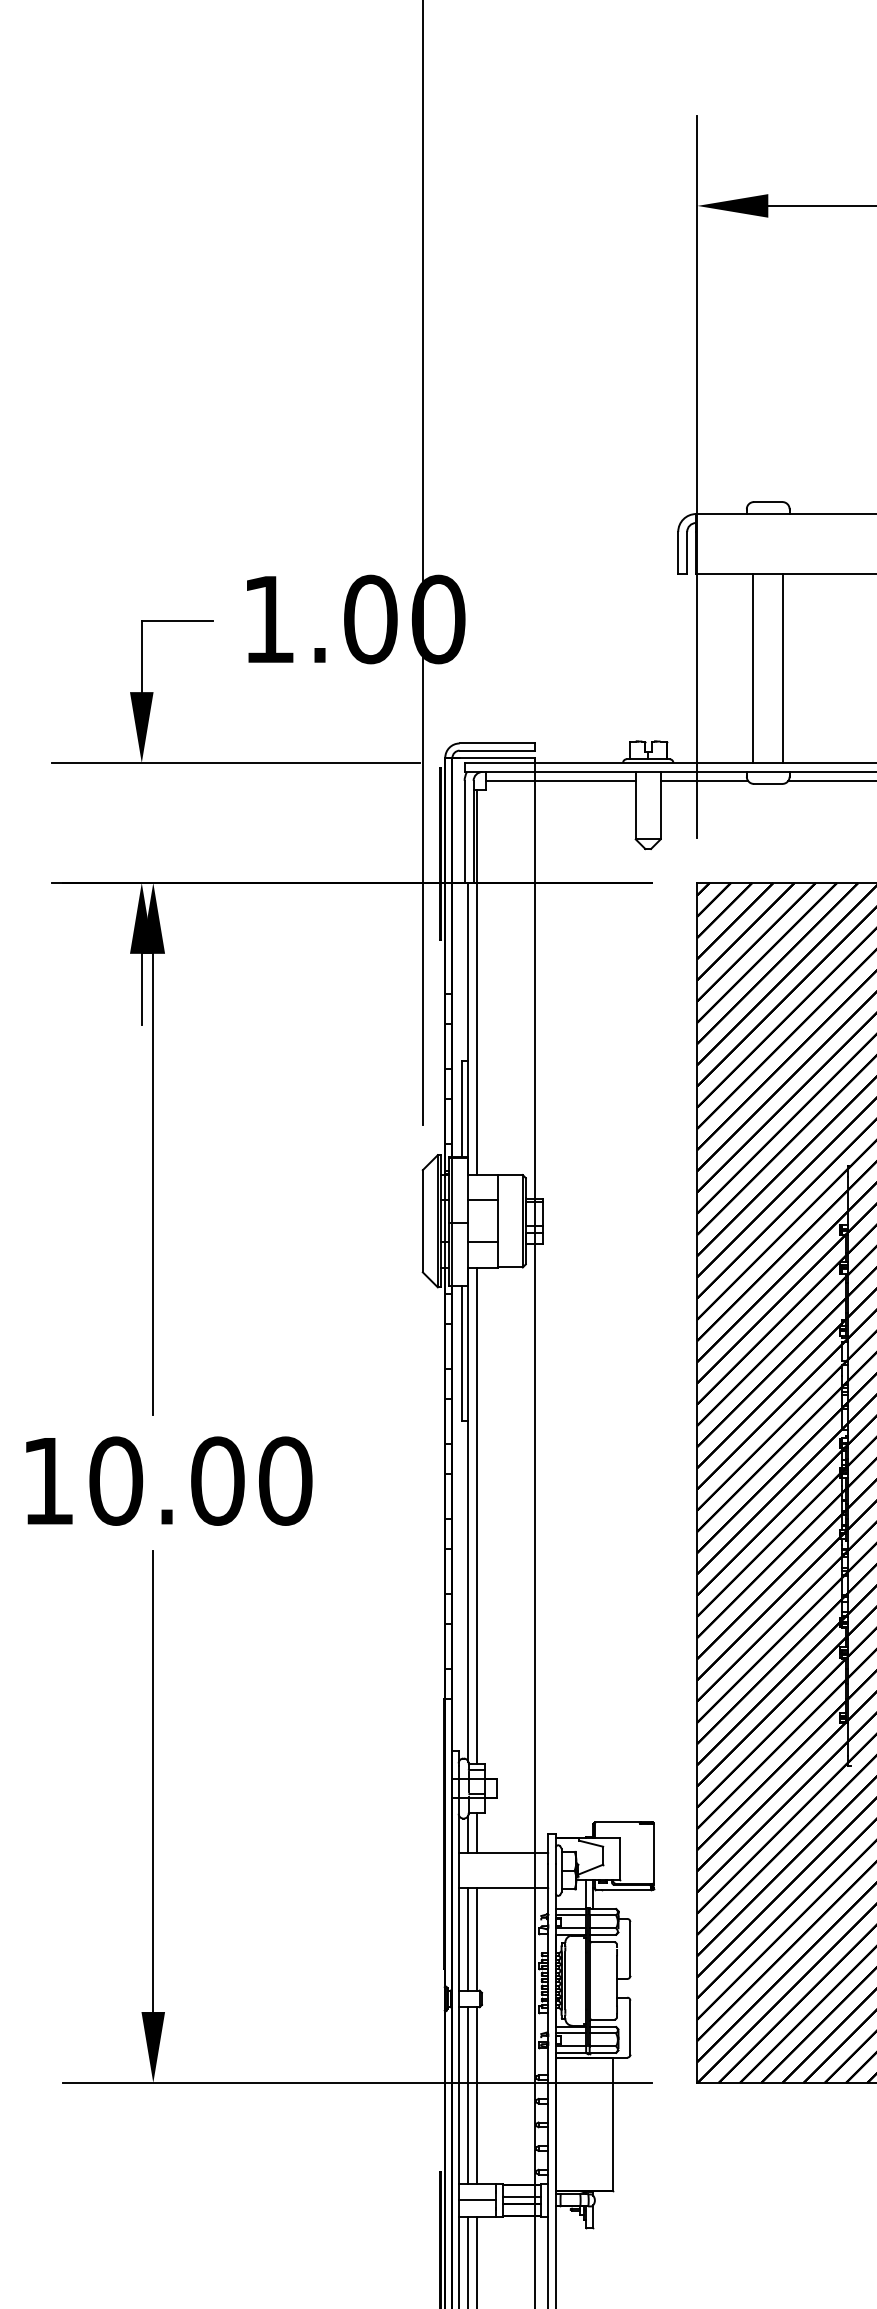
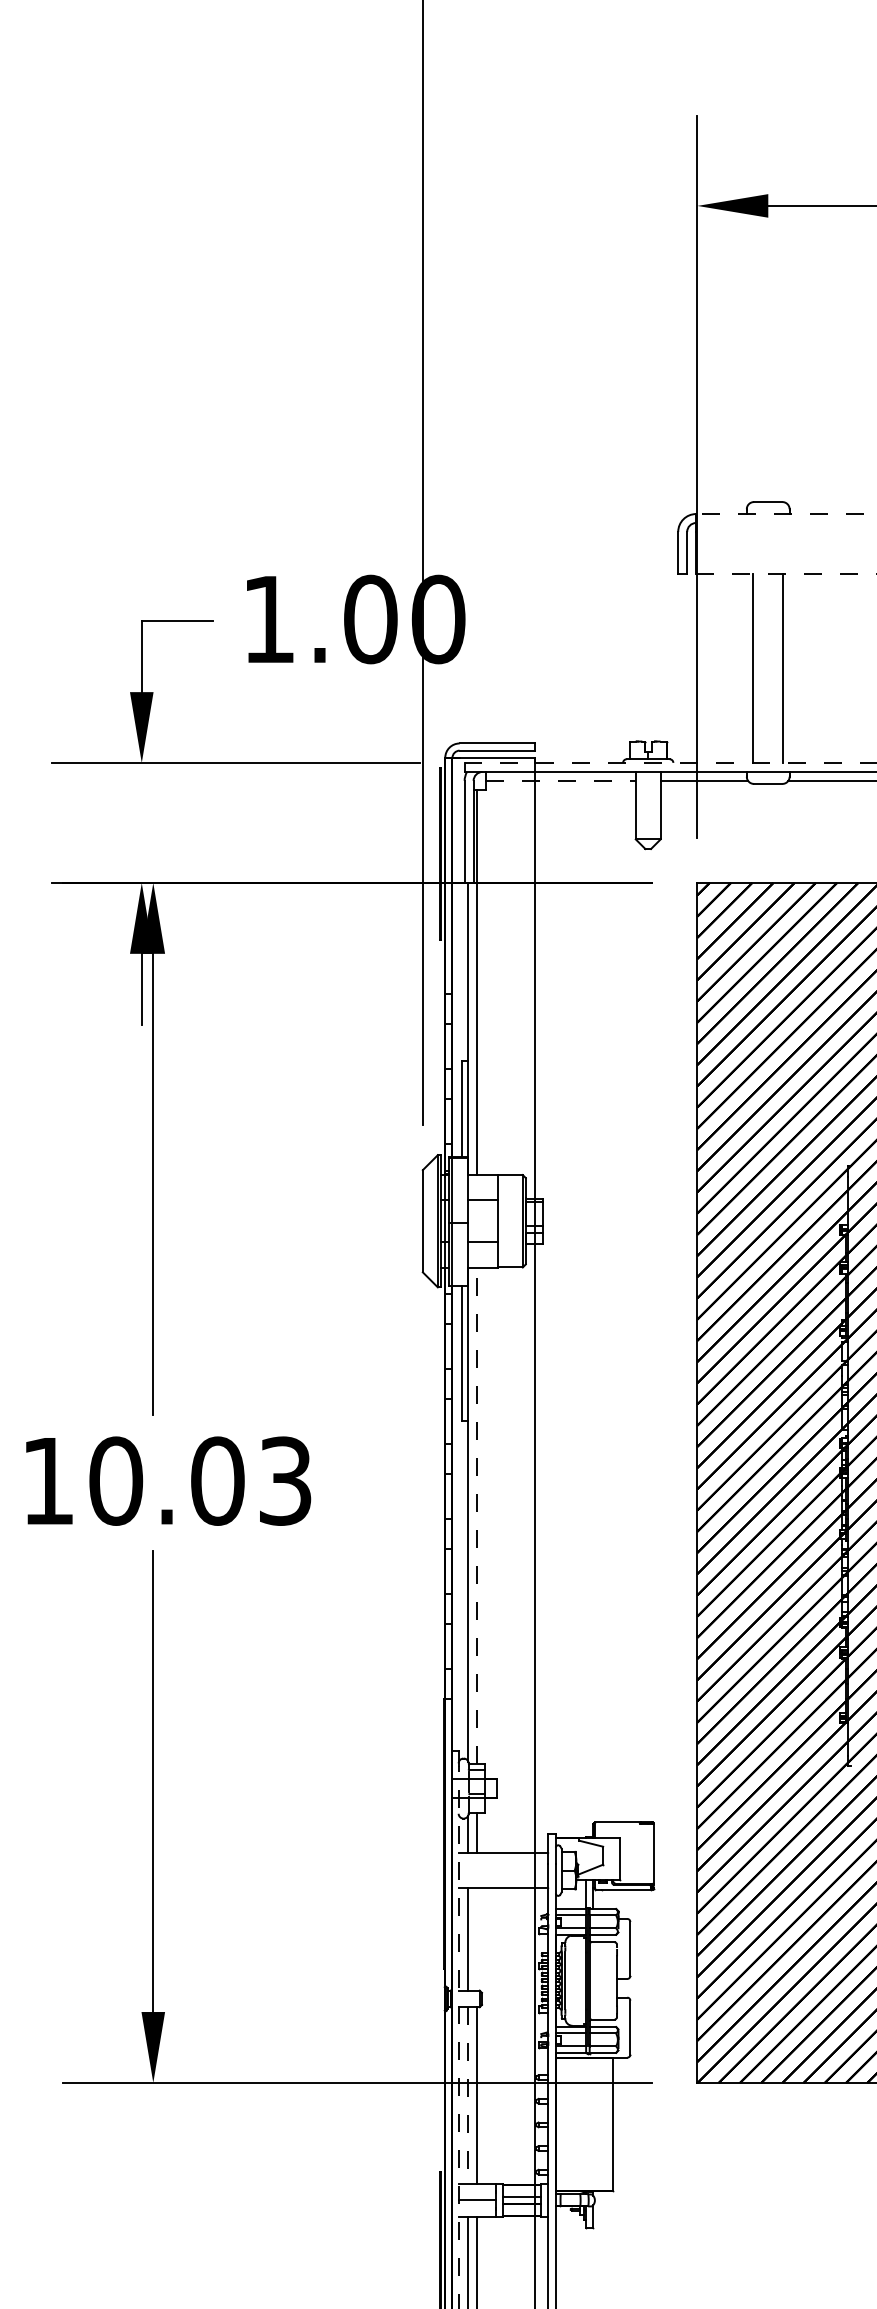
line: solid -> dashed (786, 514)
line: solid -> dashed (787, 574)
line: solid -> dashed (670, 763)
line: solid -> dashed (561, 780)
text: 10.00 -> 10.03 (285, 1480)
line: solid -> dashed (477, 1515)
line: present -> none (477, 1938)
line: solid -> dashed (458, 2037)
line: solid -> dashed (468, 2095)
